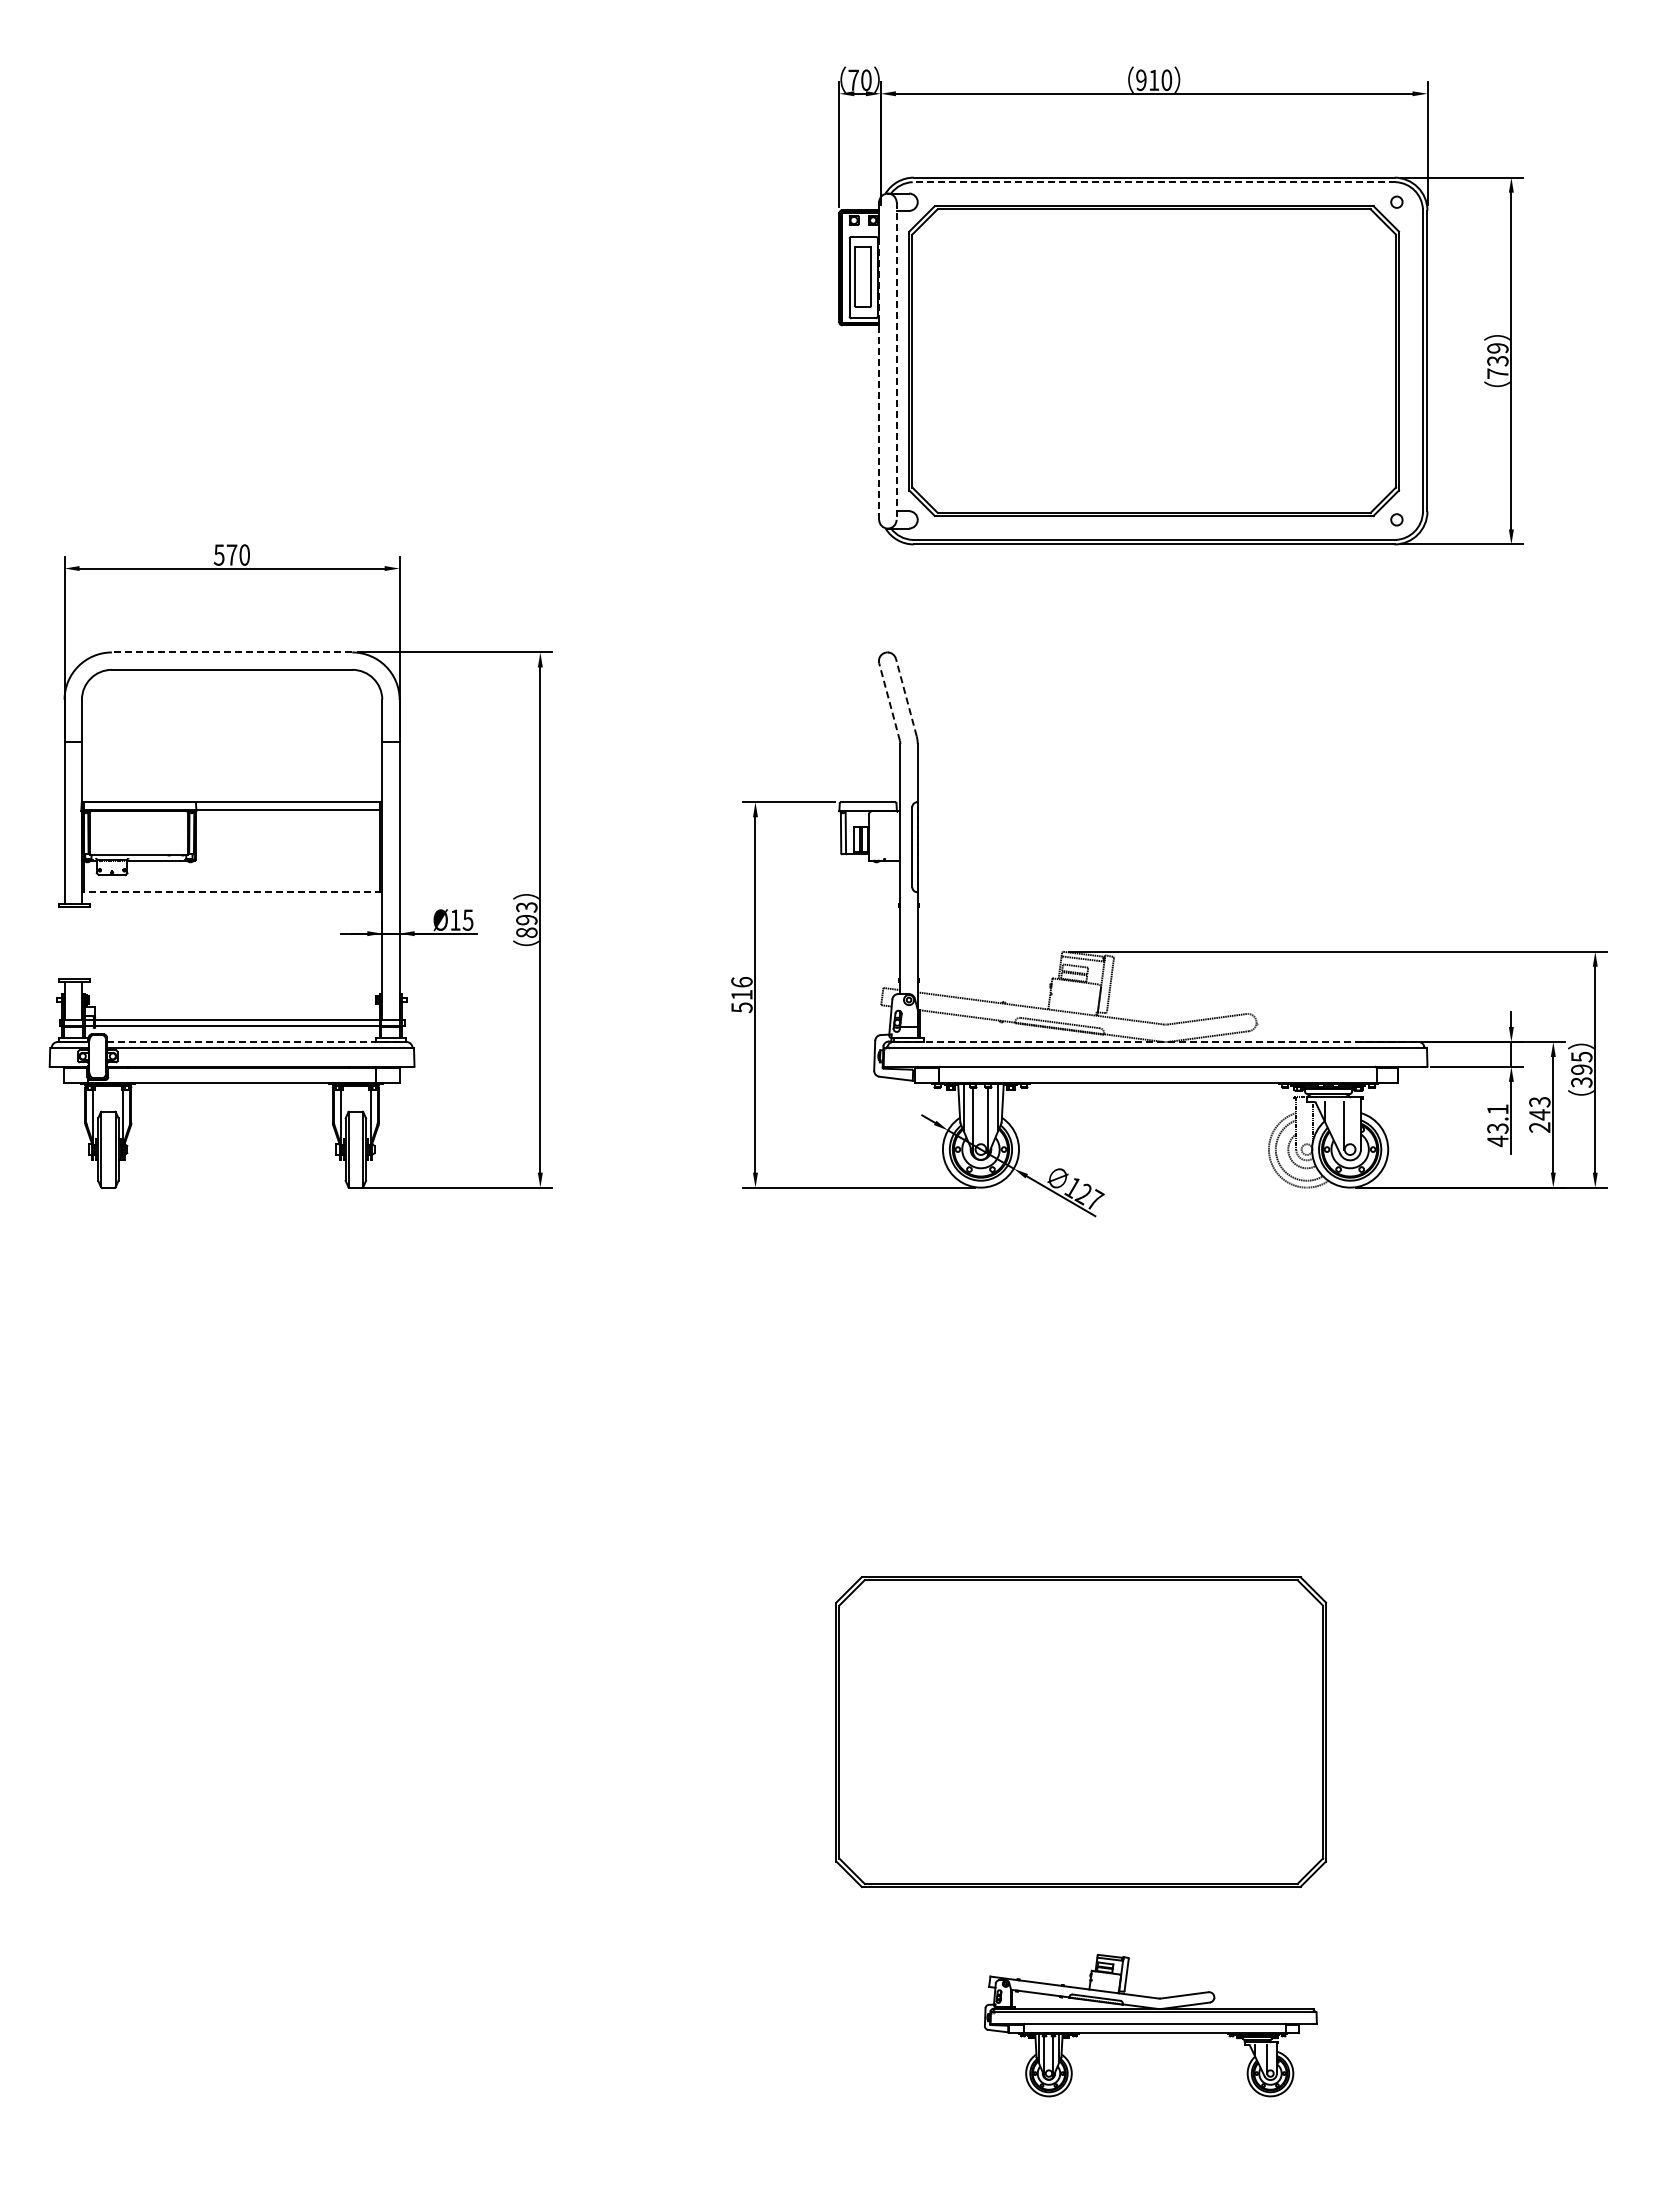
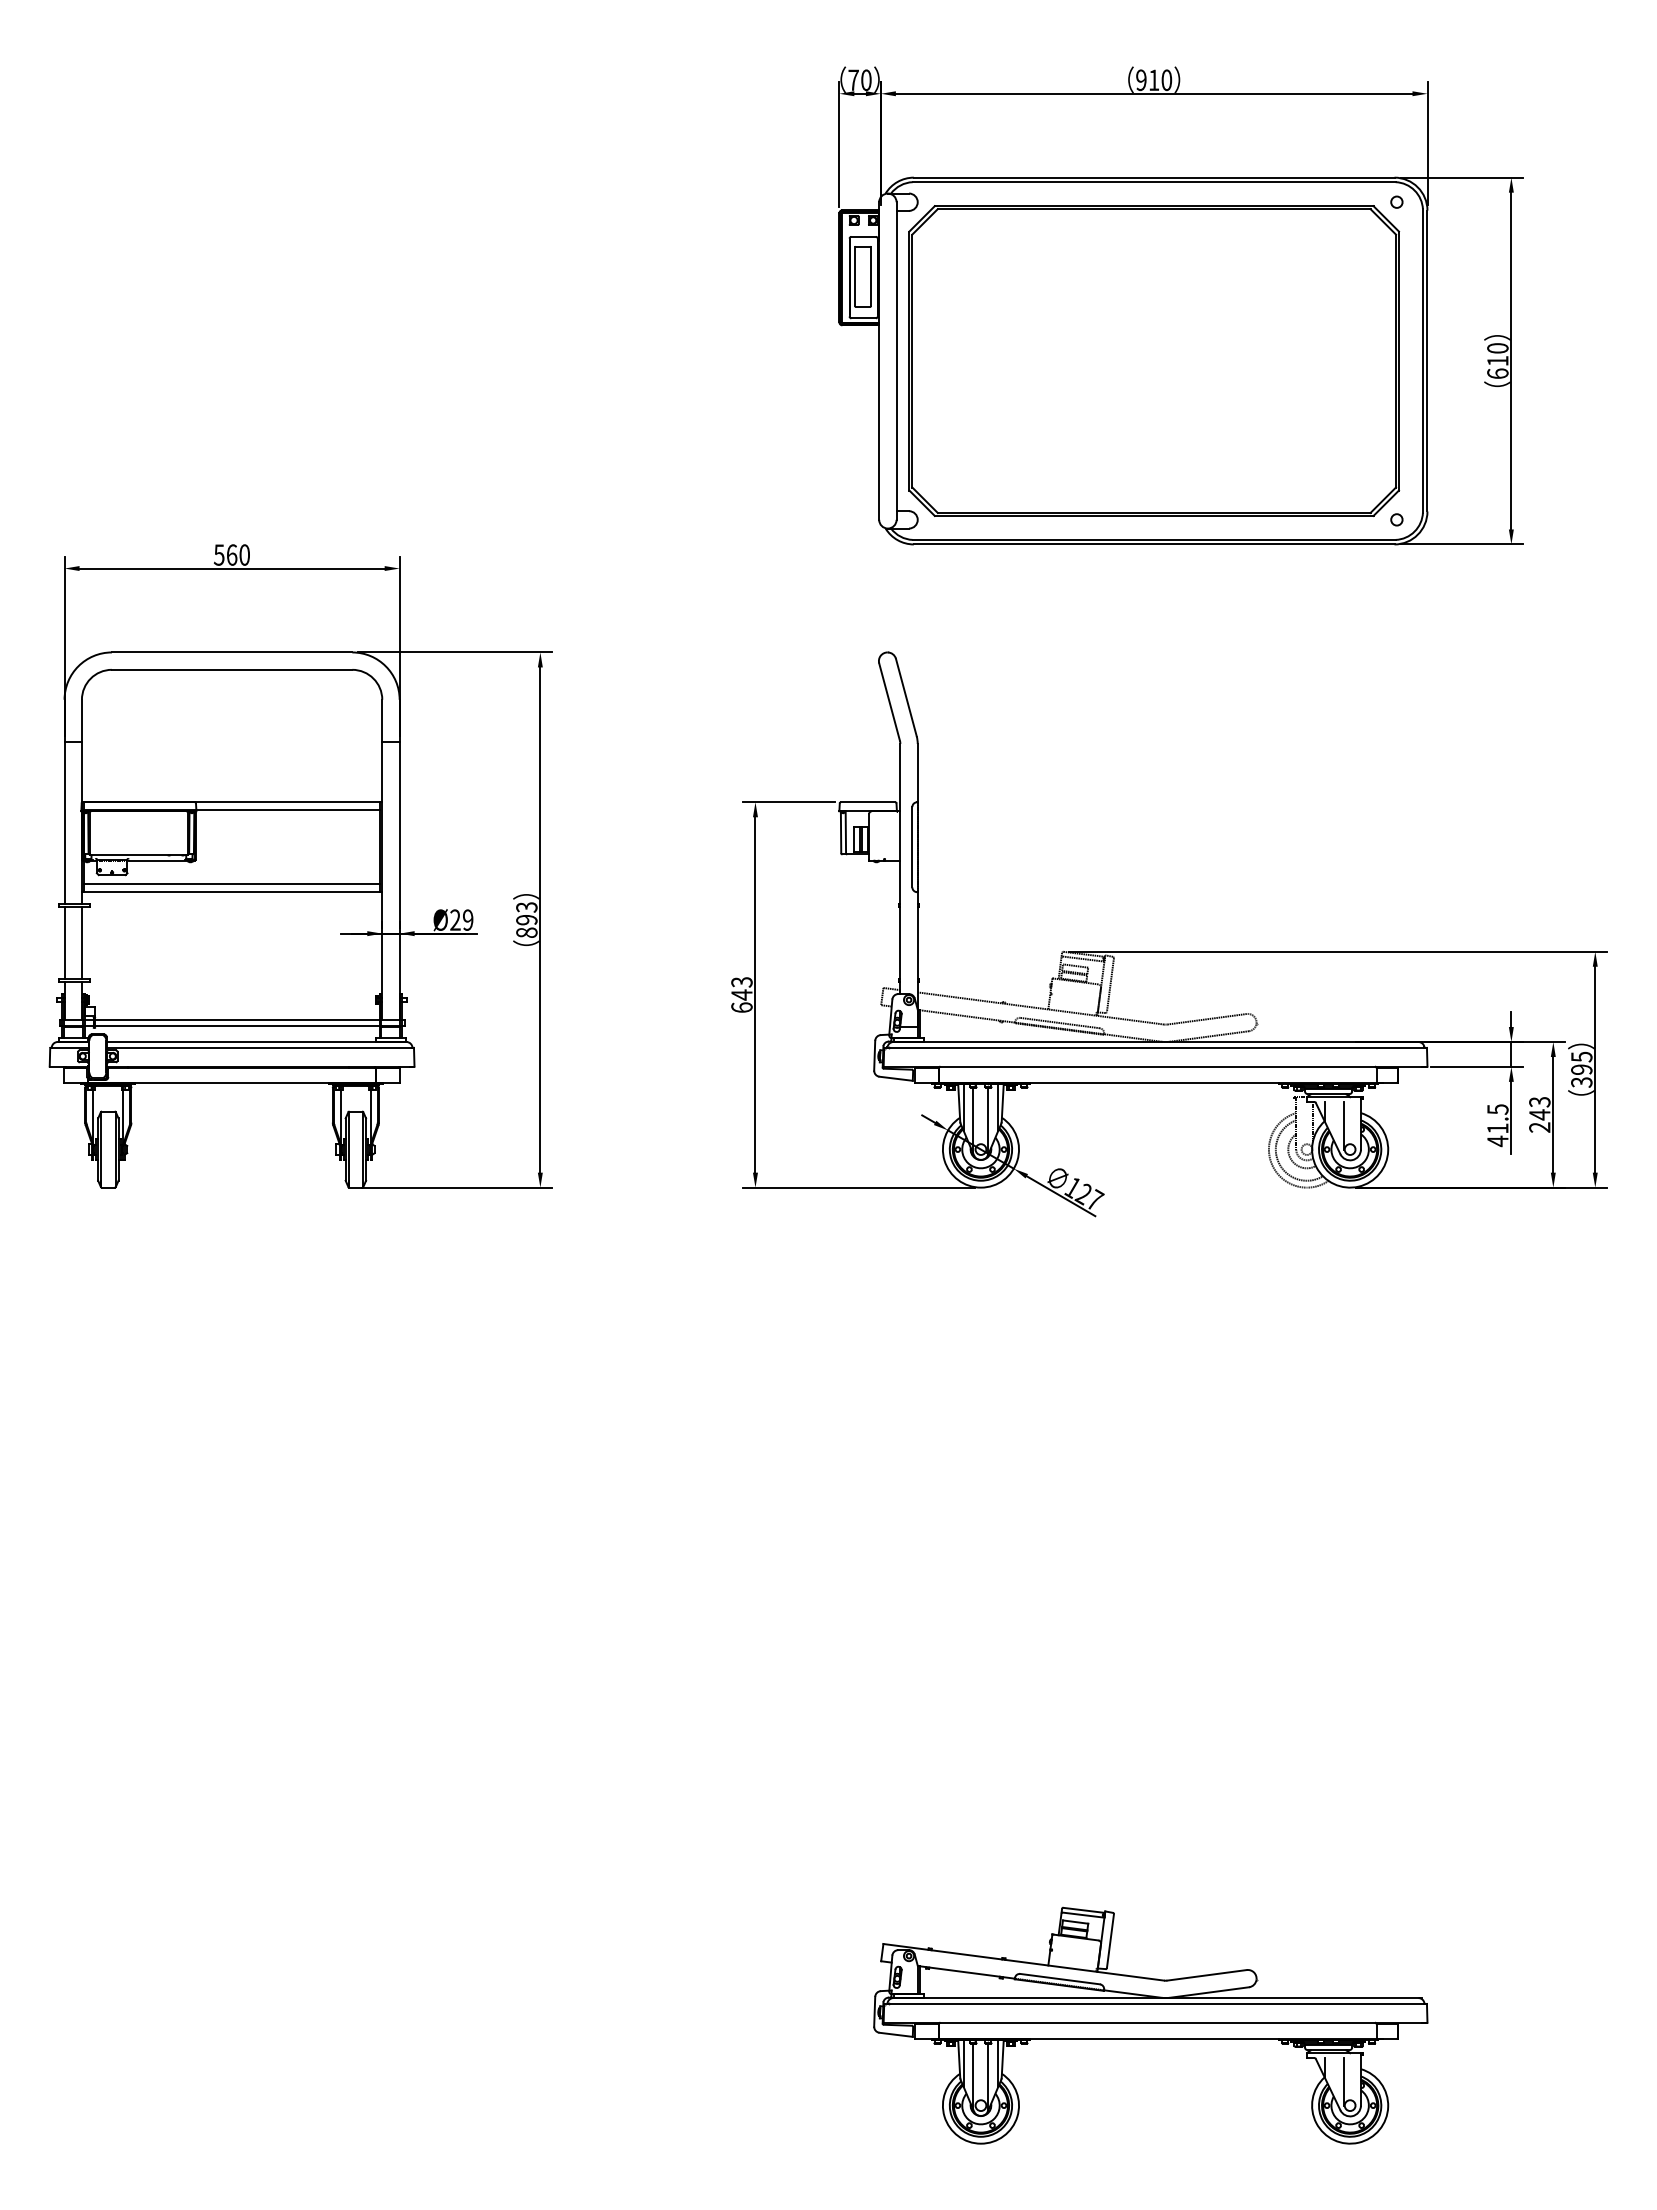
line: dashed -> solid (1153, 182)
text: 739 -> 610 (1497, 360)
line: dashed -> solid (896, 361)
line: dashed -> solid (879, 366)
text: 570 -> 560 (231, 554)
line: dashed -> solid (231, 652)
line: dashed -> solid (906, 697)
line: dashed -> solid (889, 701)
line: none -> present (231, 884)
line: dashed -> solid (231, 892)
text: Ø15 -> Ø29 (461, 919)
line: none -> present (64, 942)
line: none -> present (81, 942)
text: 516 -> 643 (741, 995)
line: dashed -> solid (256, 1042)
line: dashed -> solid (1158, 1042)
text: 43.1 -> 41.5 (1497, 1118)
part: present -> none (1081, 1731)
part size: 334x144 px -> 556x239 px (1150, 2025)
